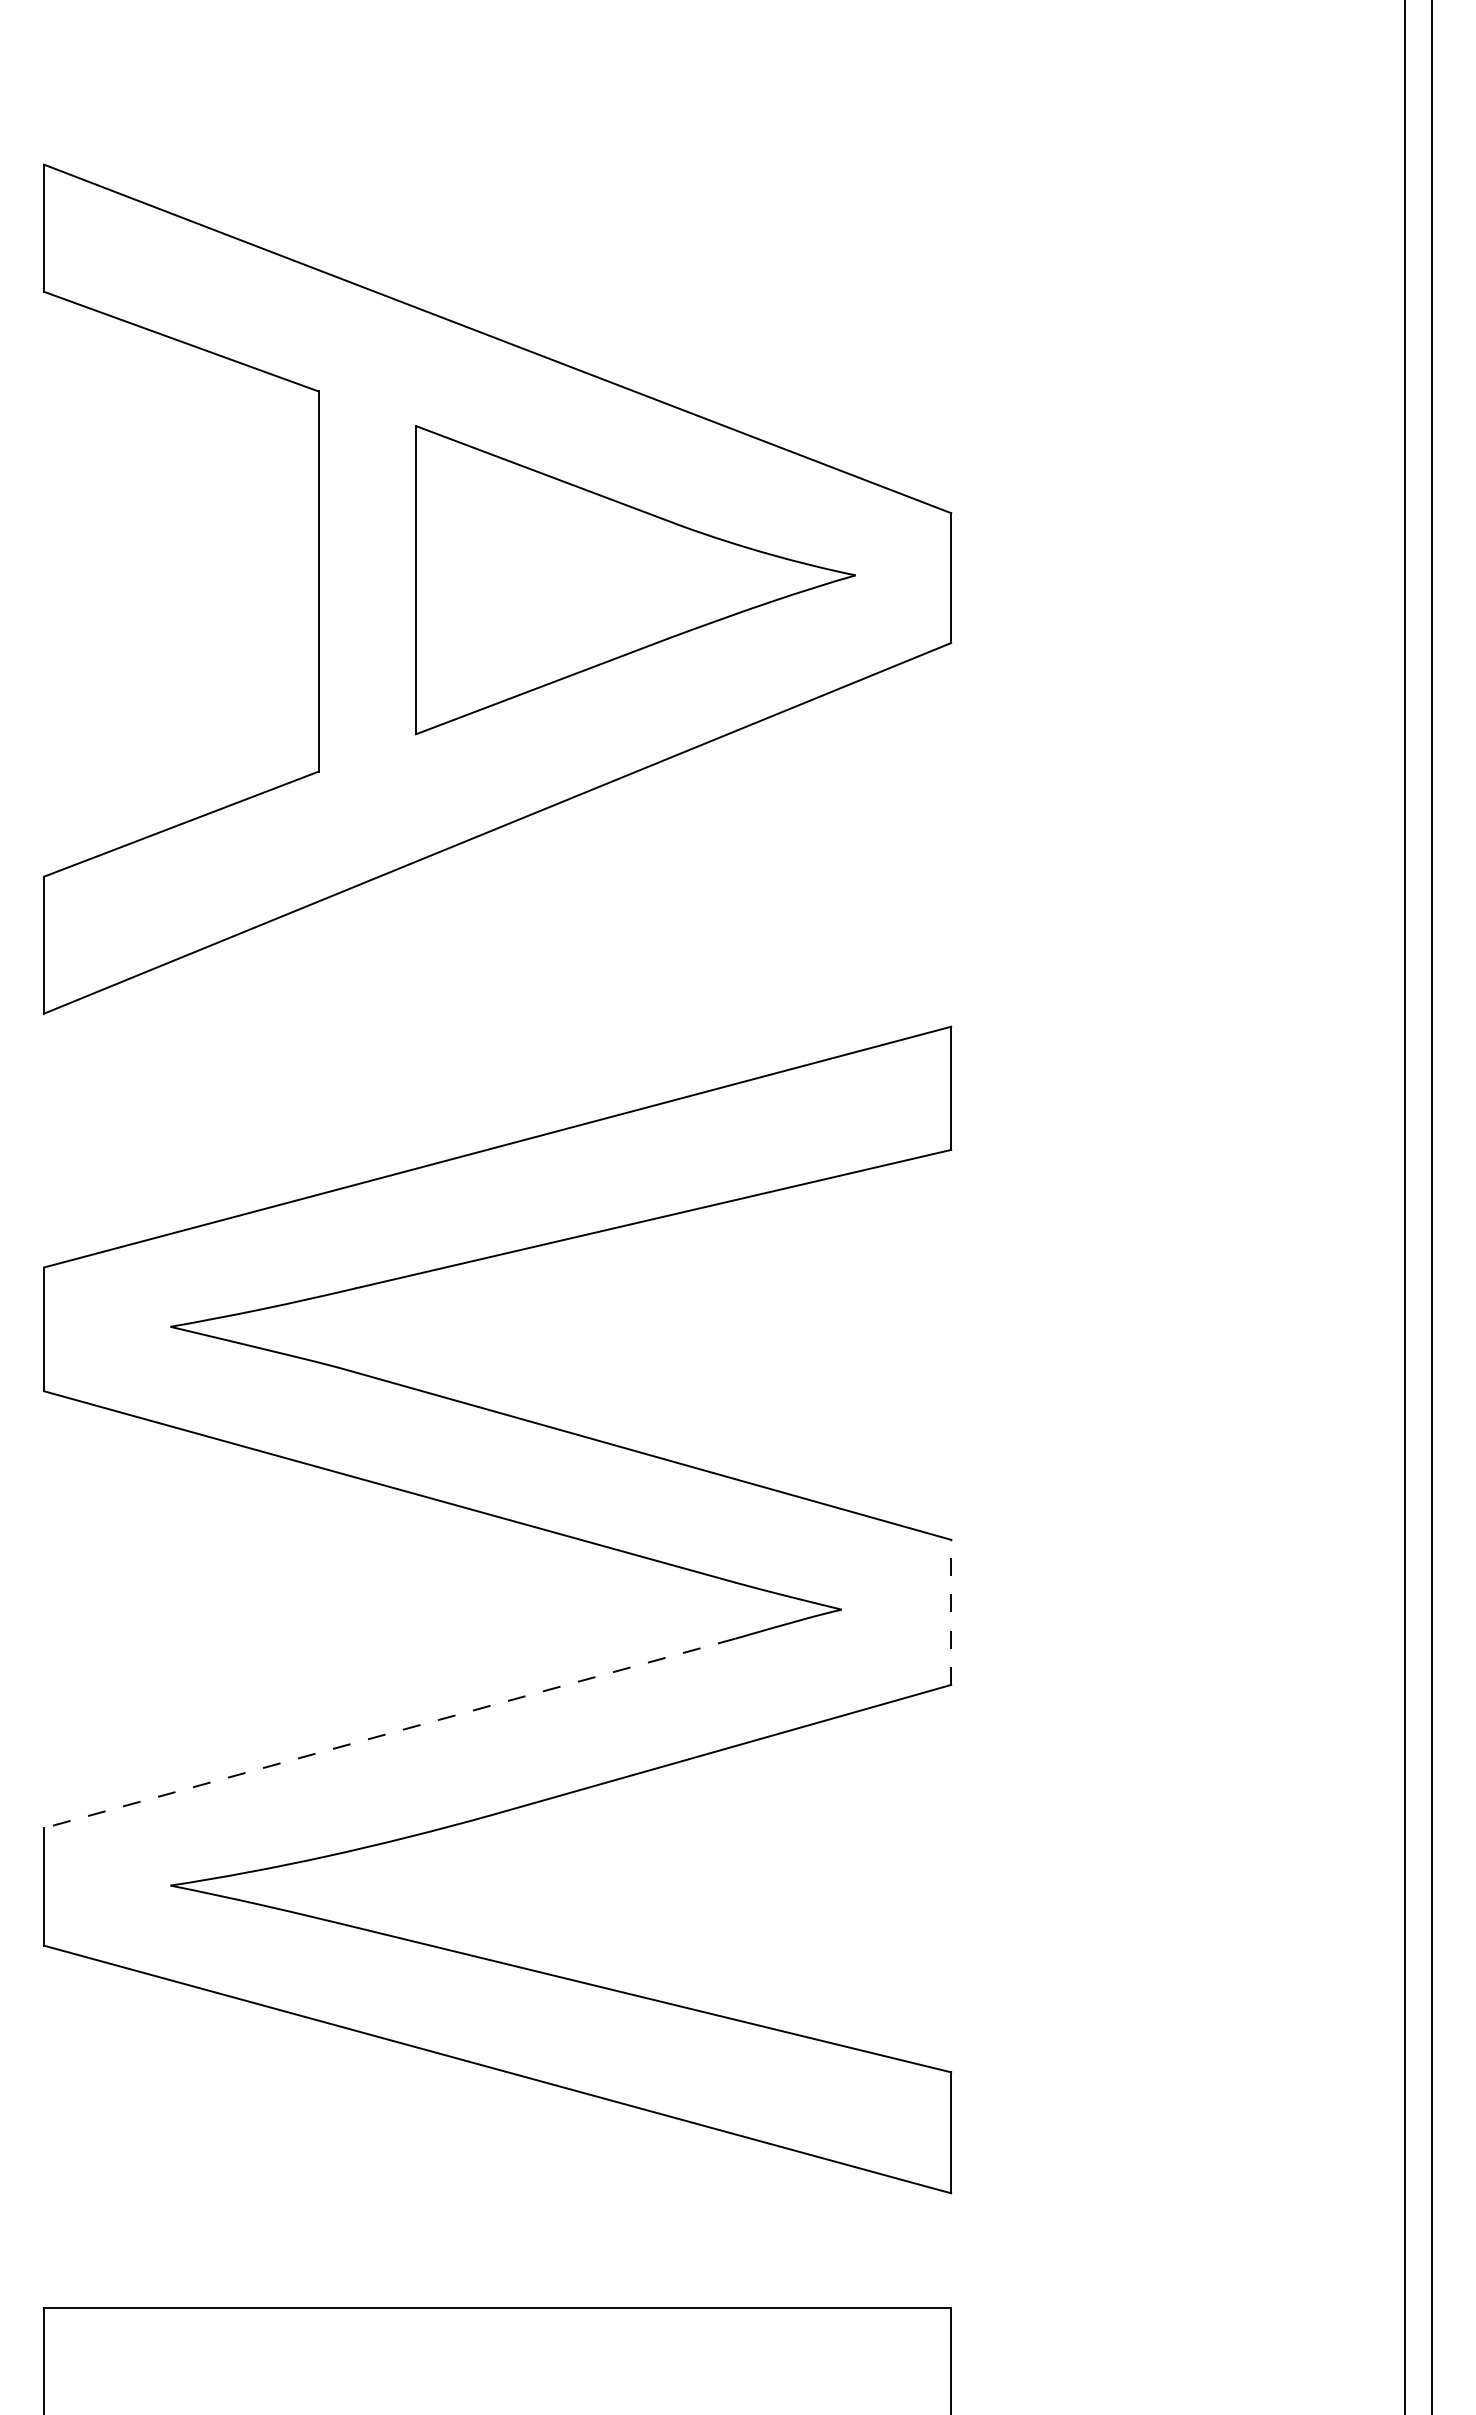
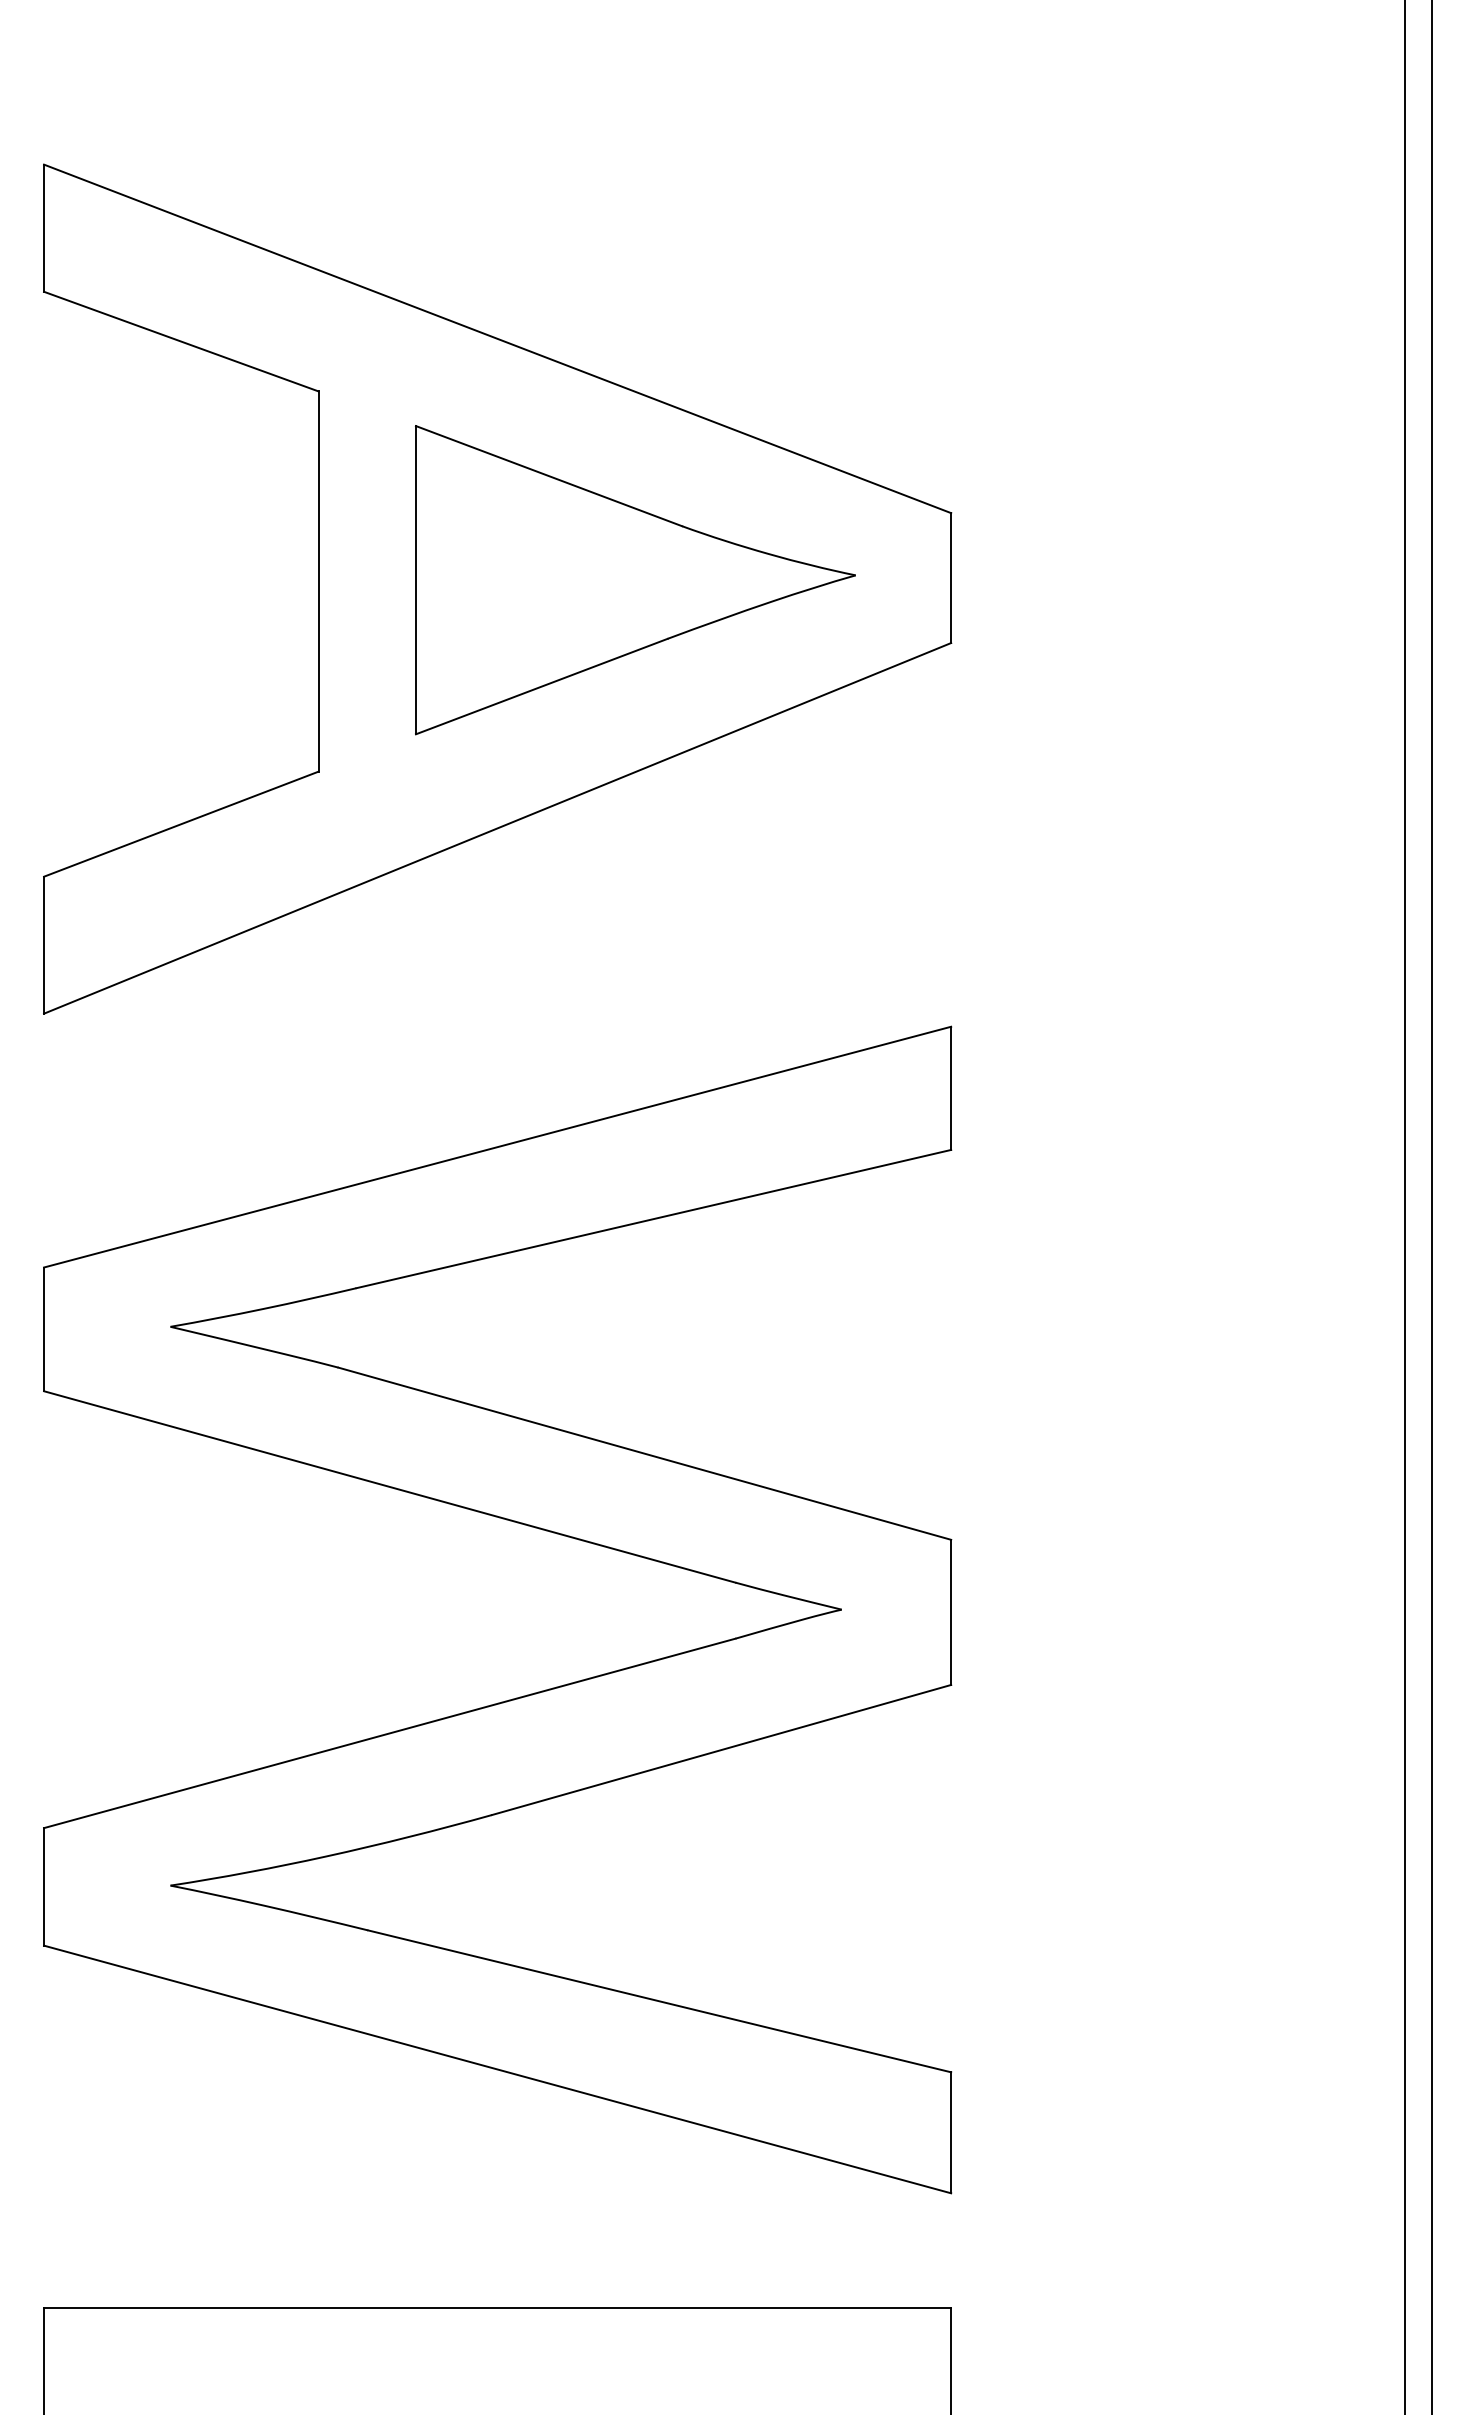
line: dashed -> solid (951, 1612)
line: dashed -> solid (389, 1733)
